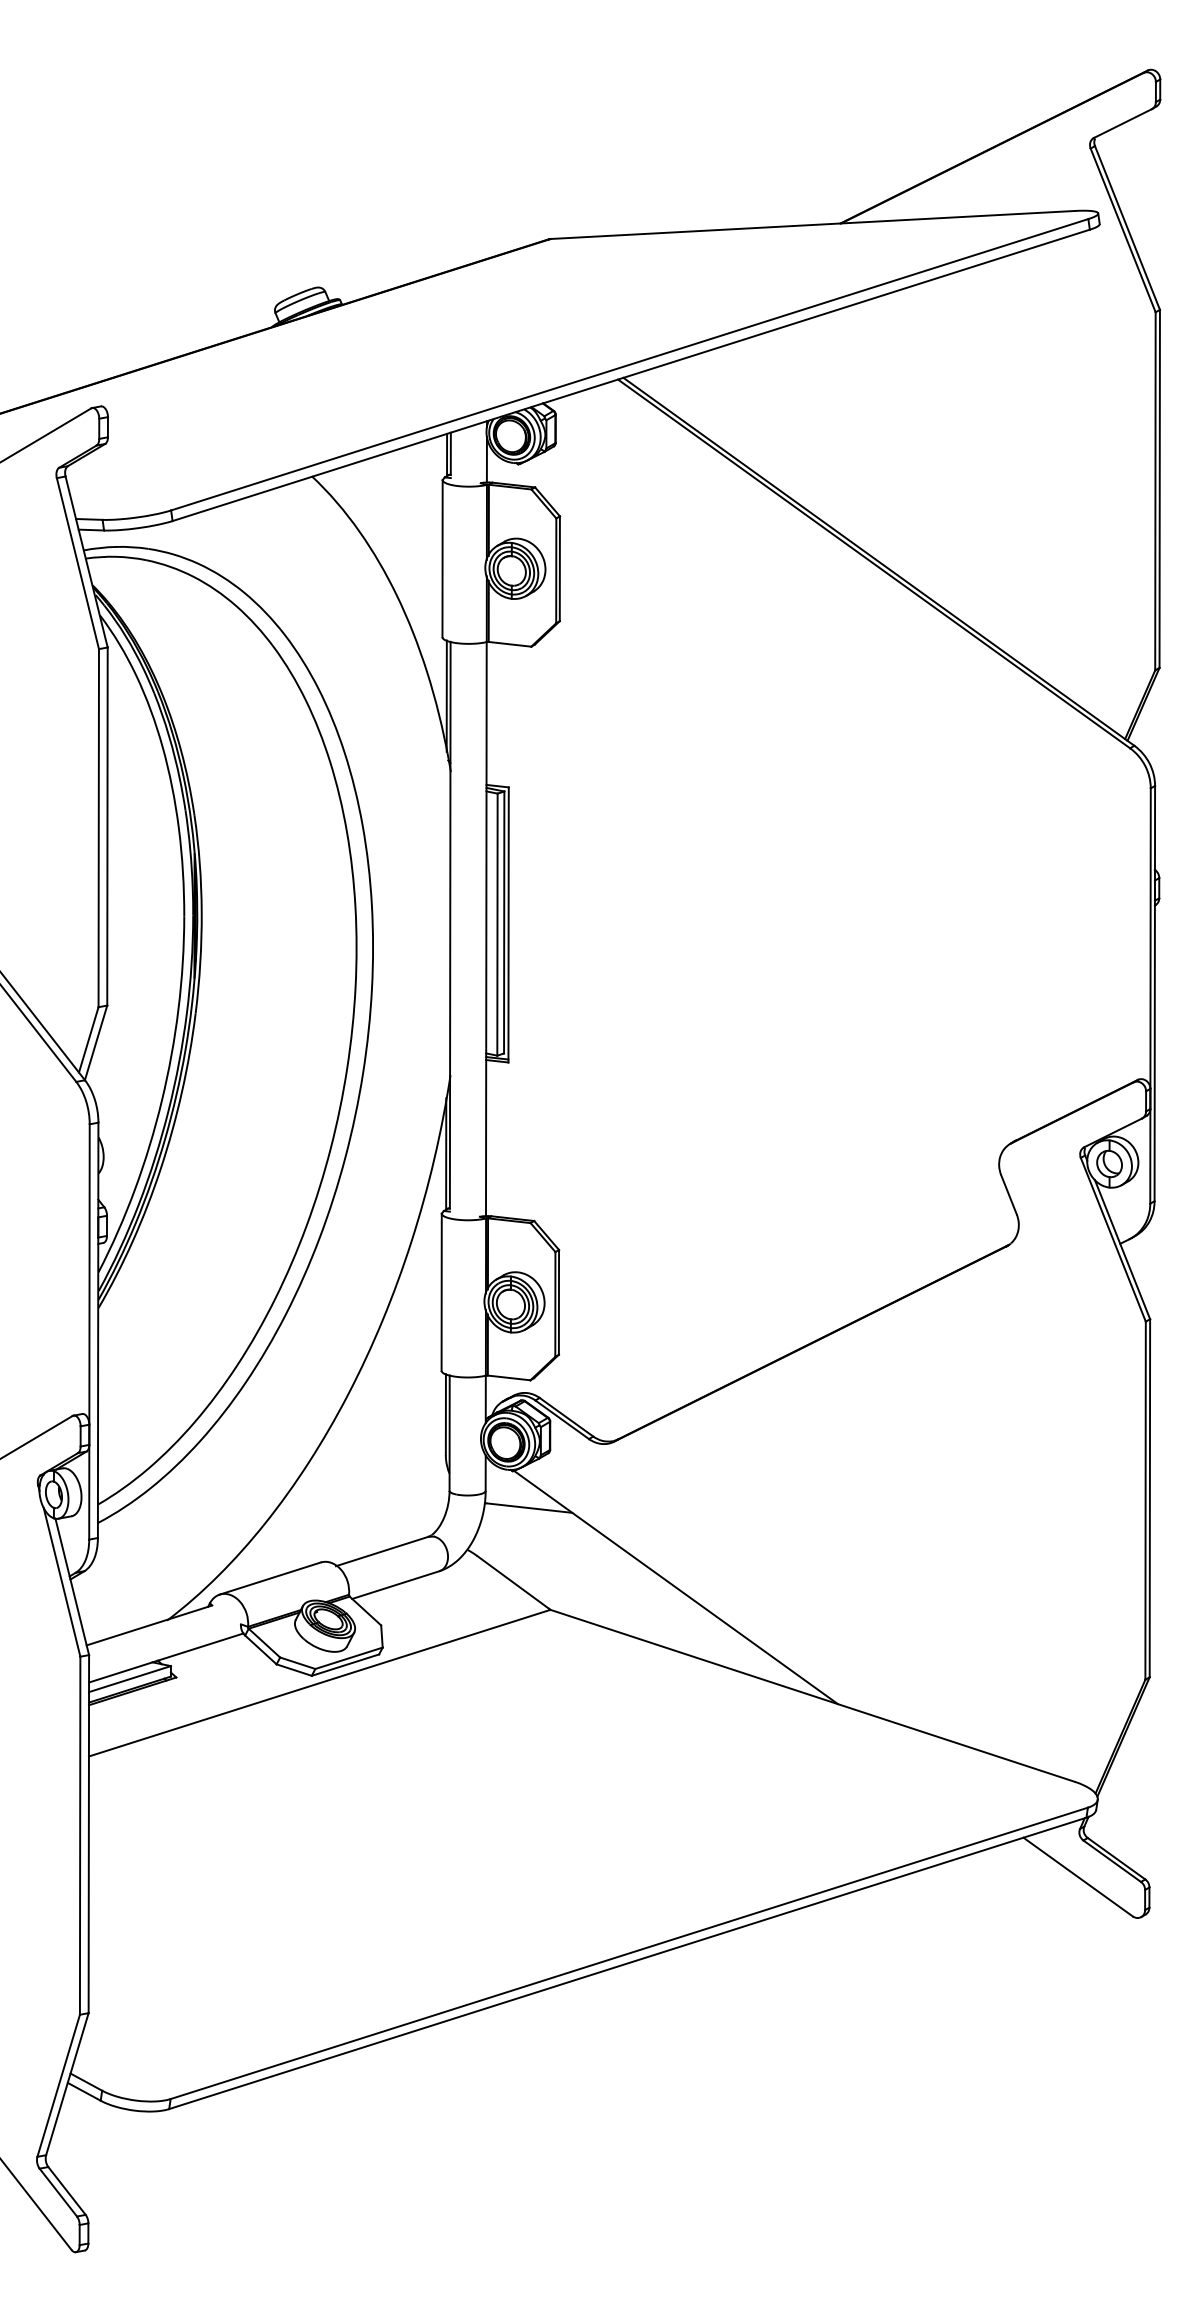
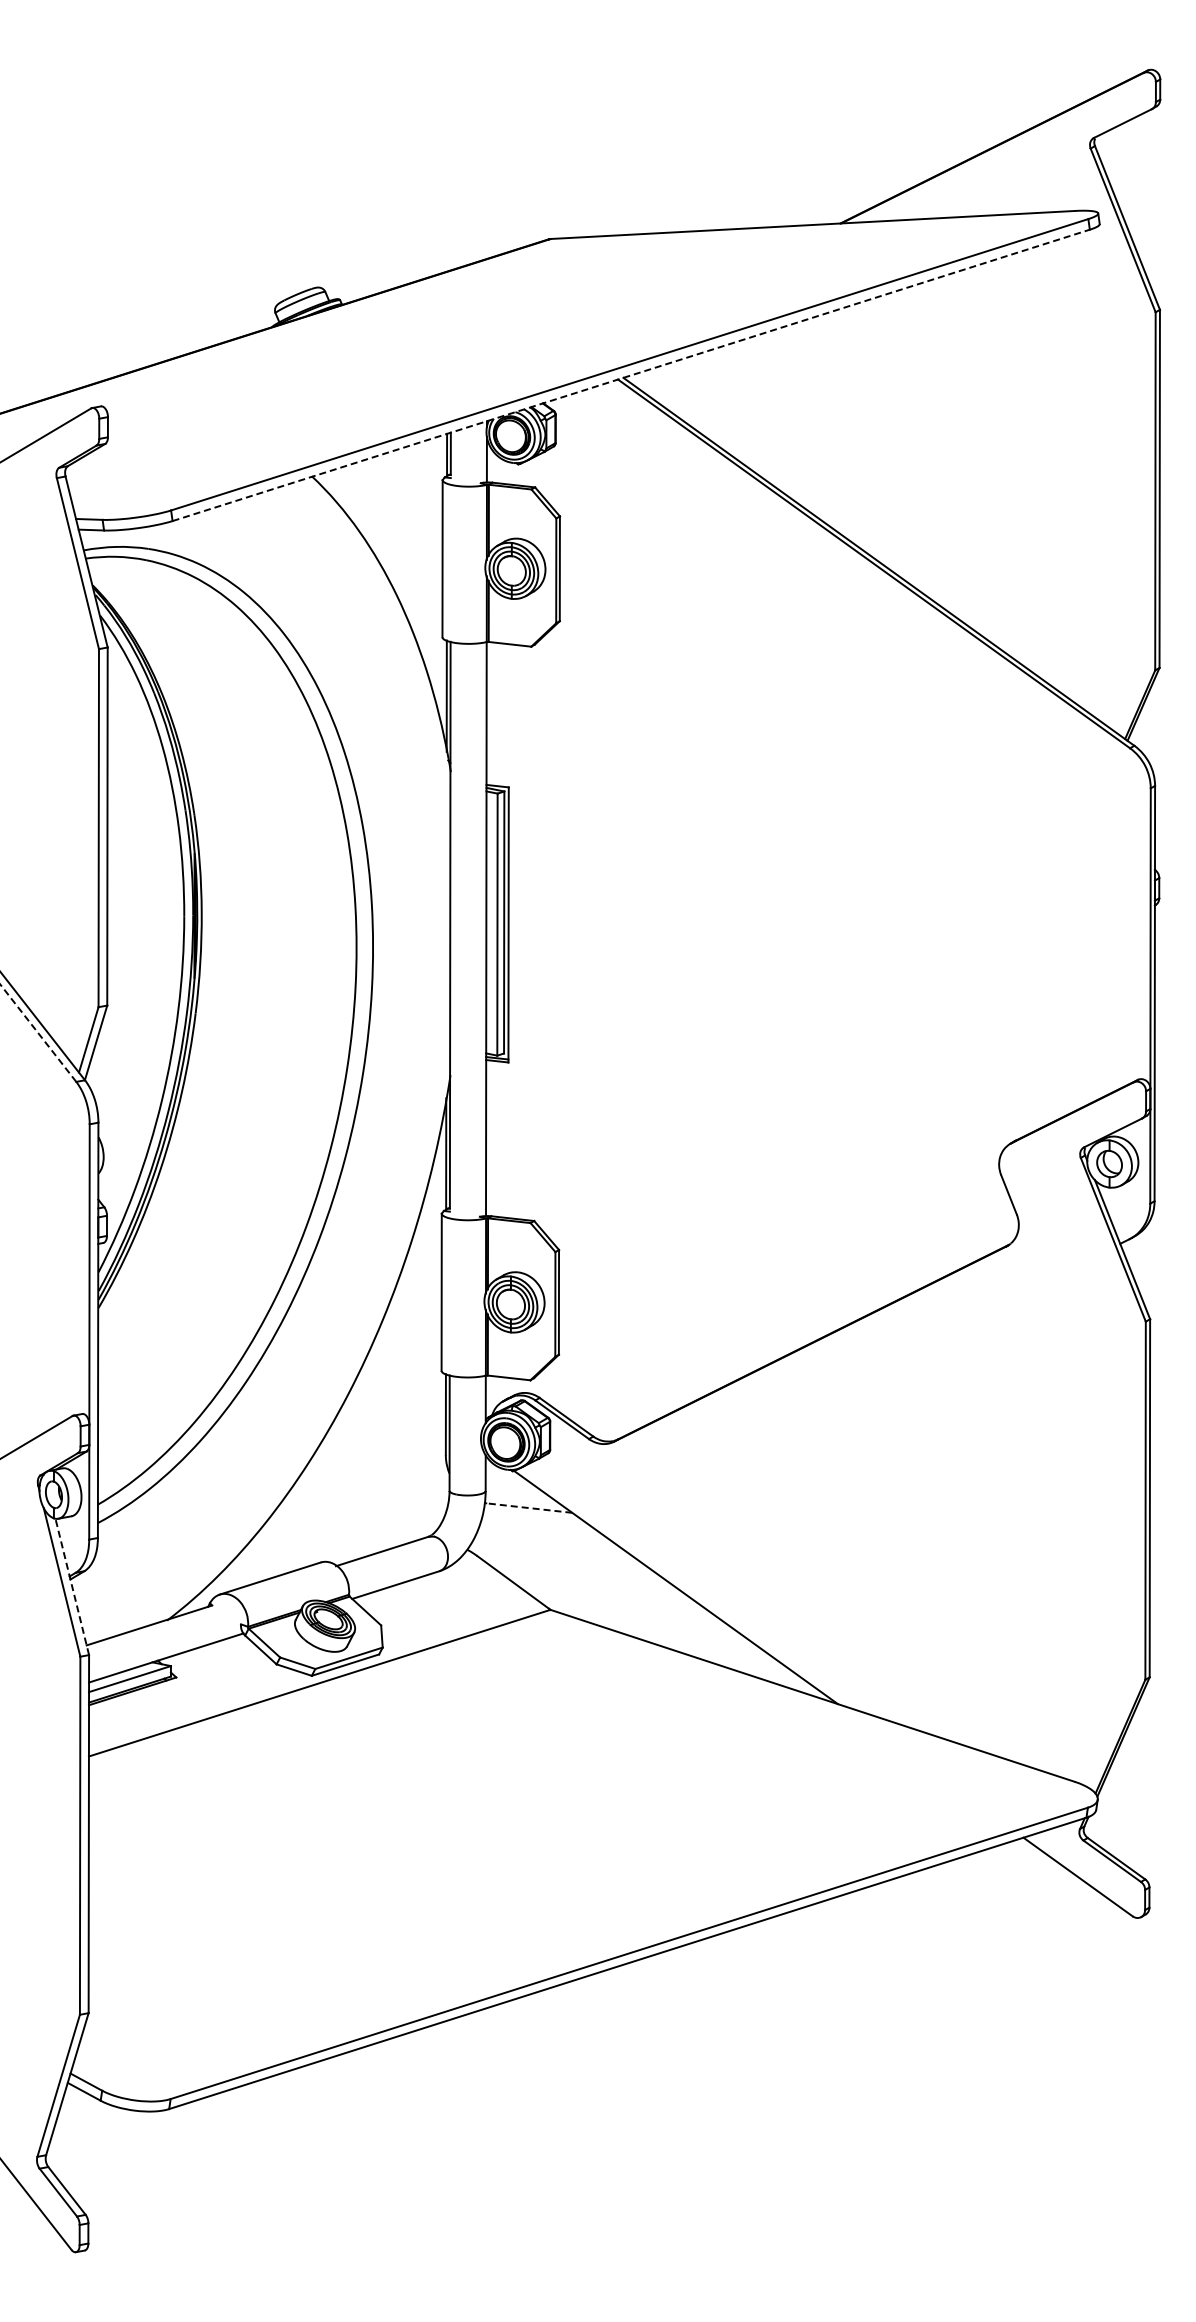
line: solid -> dashed (631, 375)
line: solid -> dashed (38, 1033)
line: solid -> dashed (529, 1508)
line: solid -> dashed (72, 1586)
